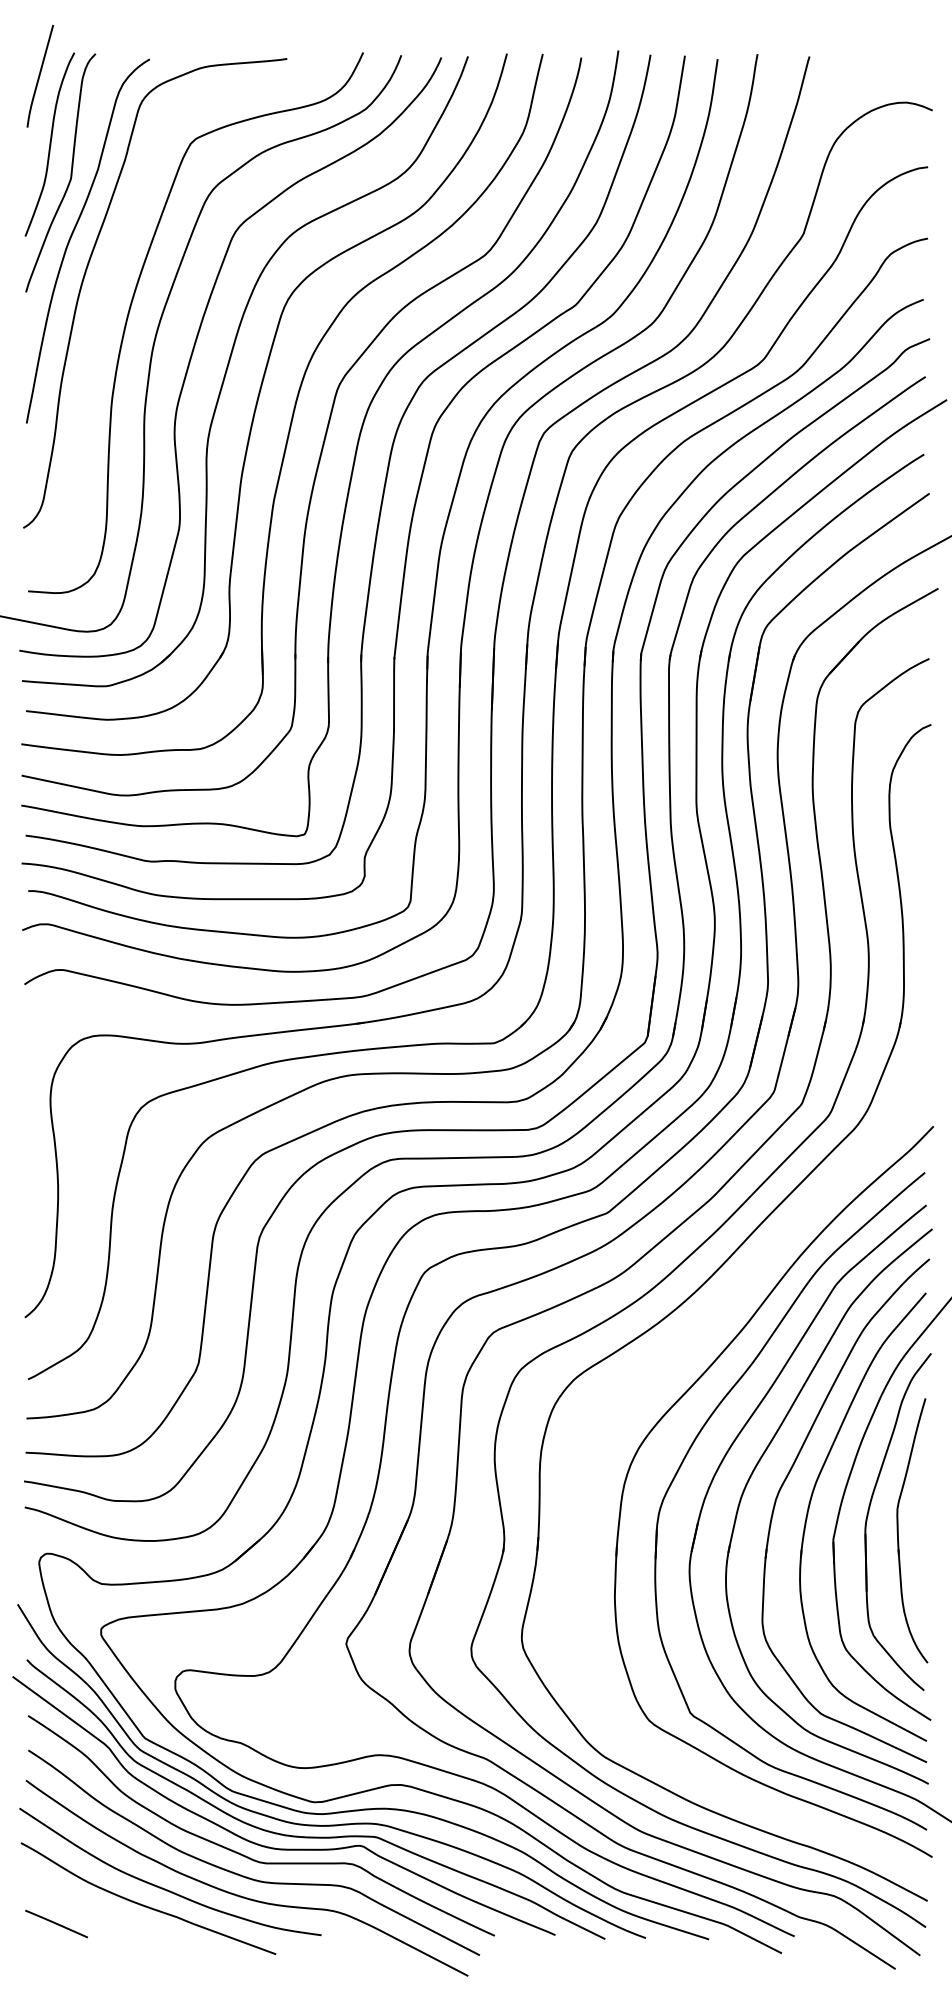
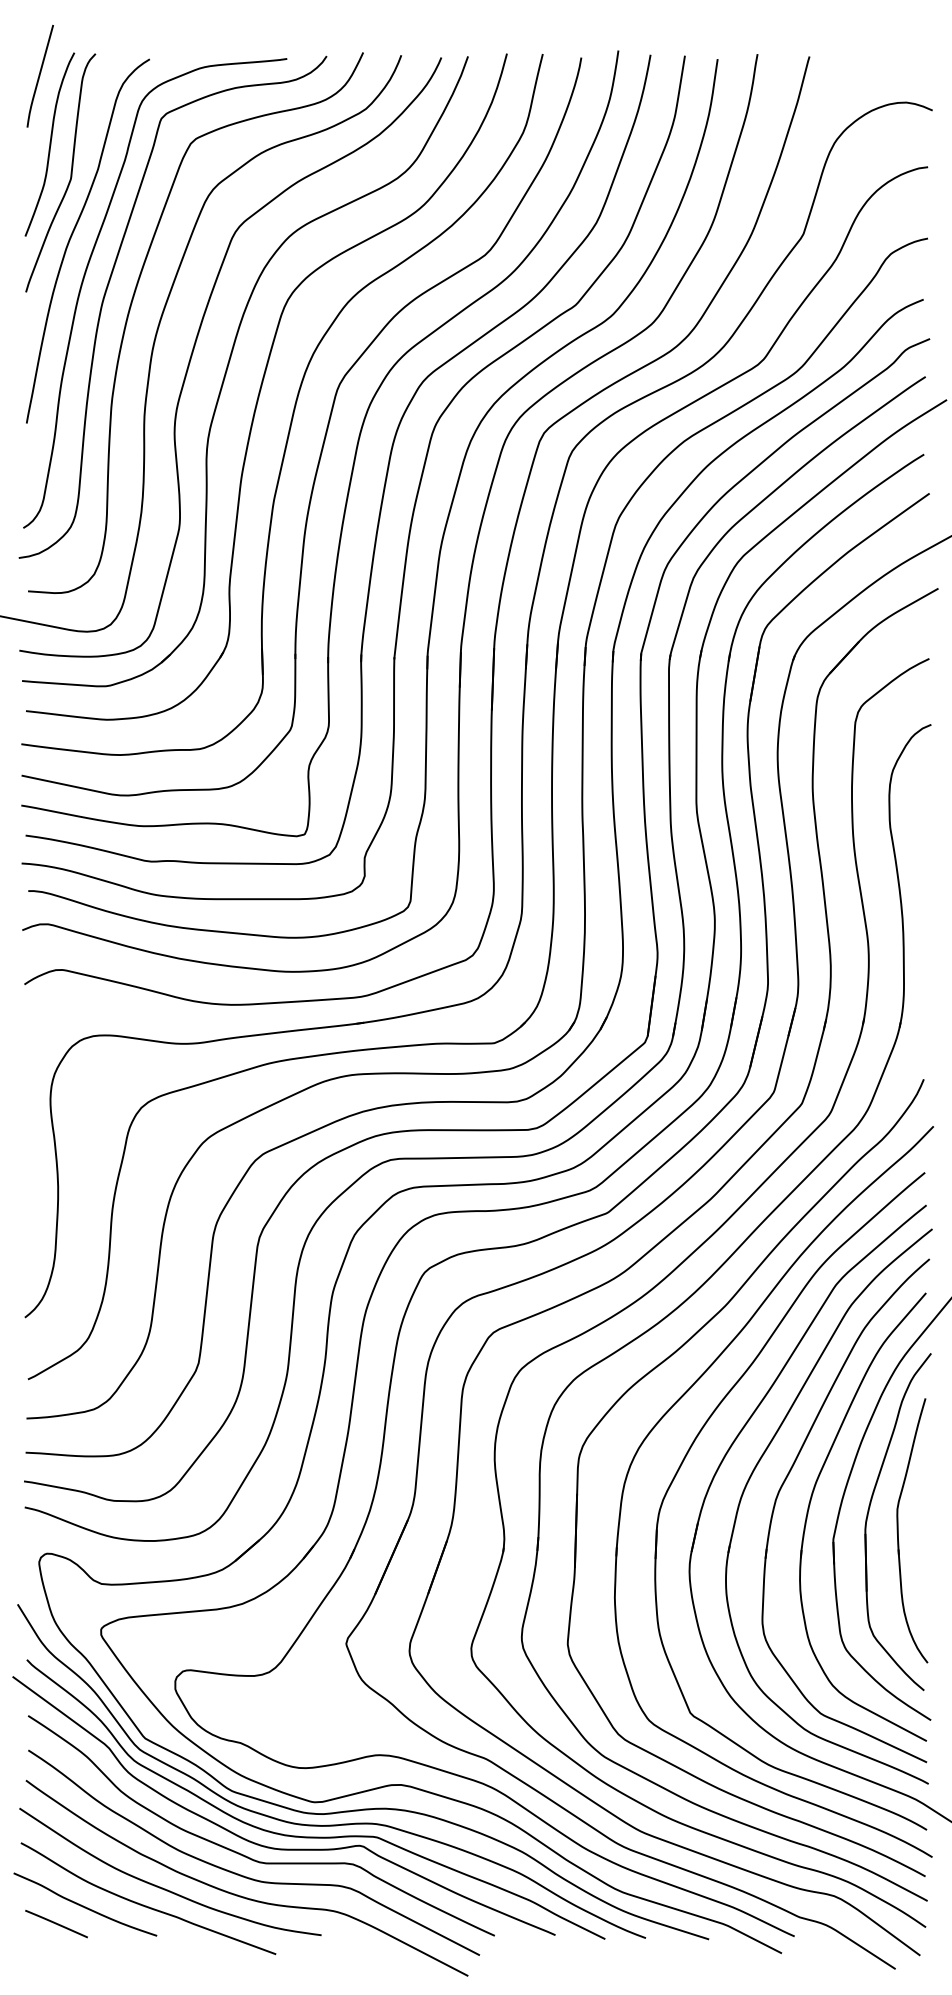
curve: none -> present (109, 284)
part: none -> present (656, 1368)
curve: none -> present (85, 1906)
